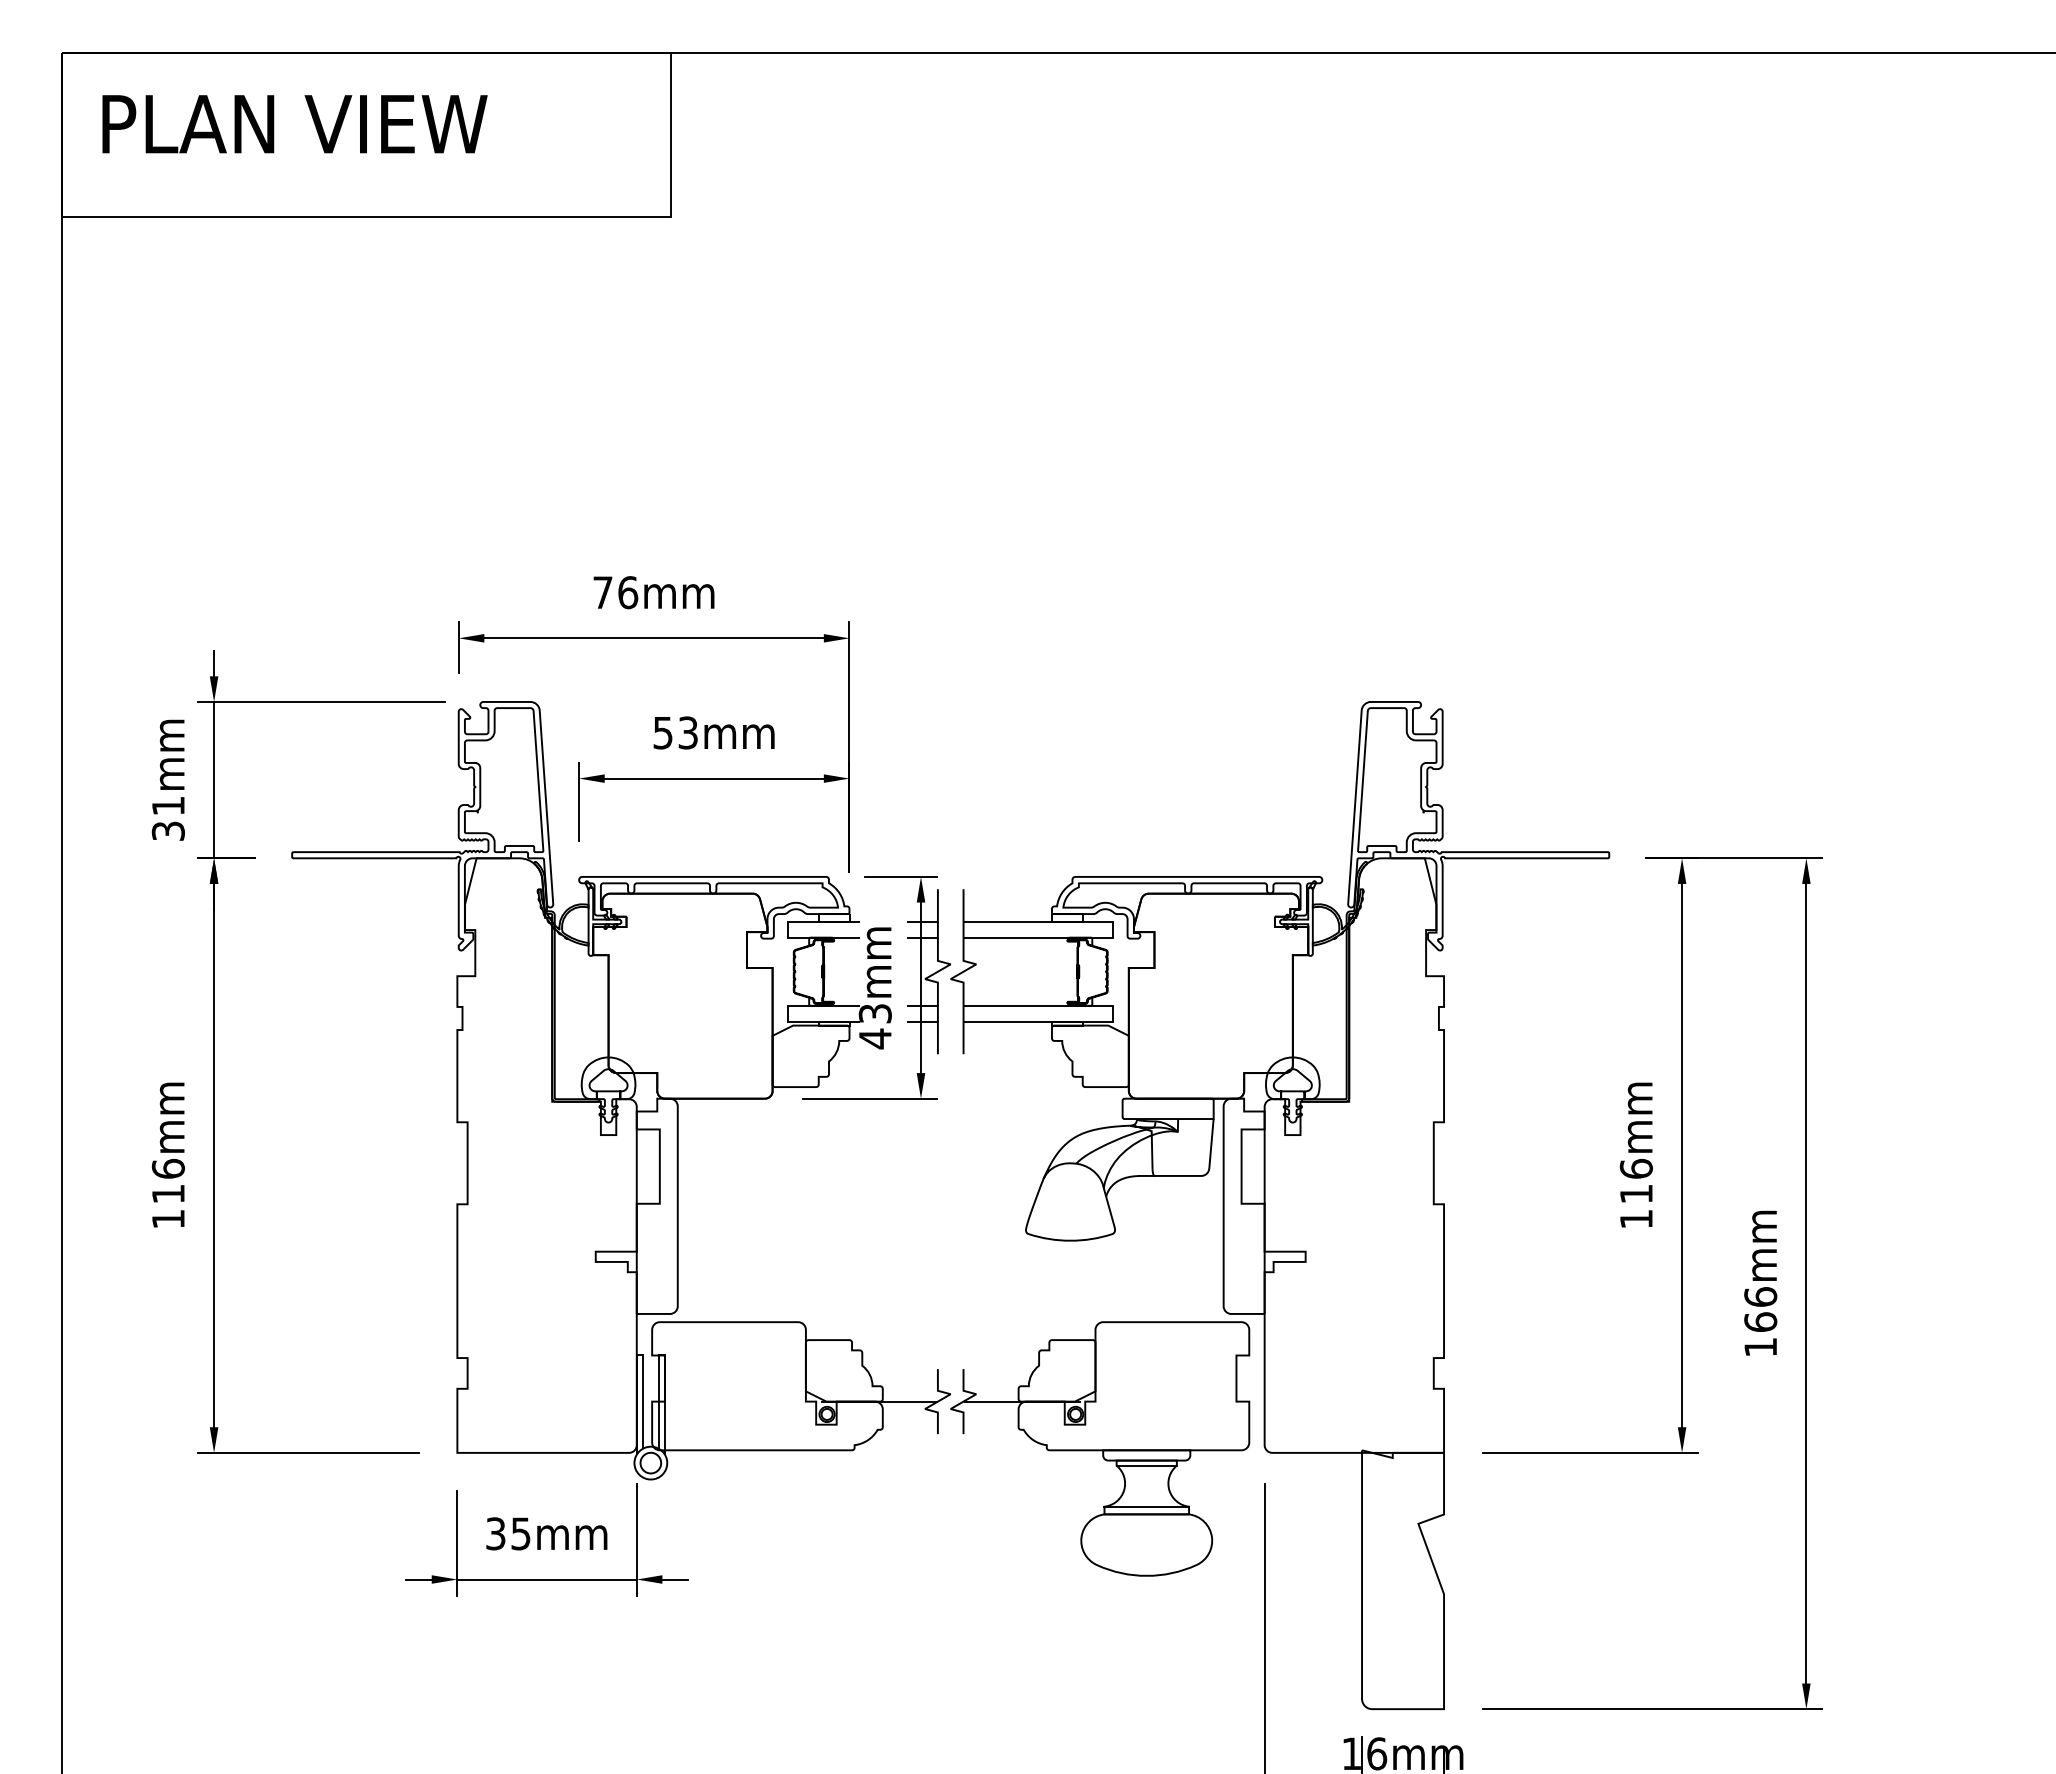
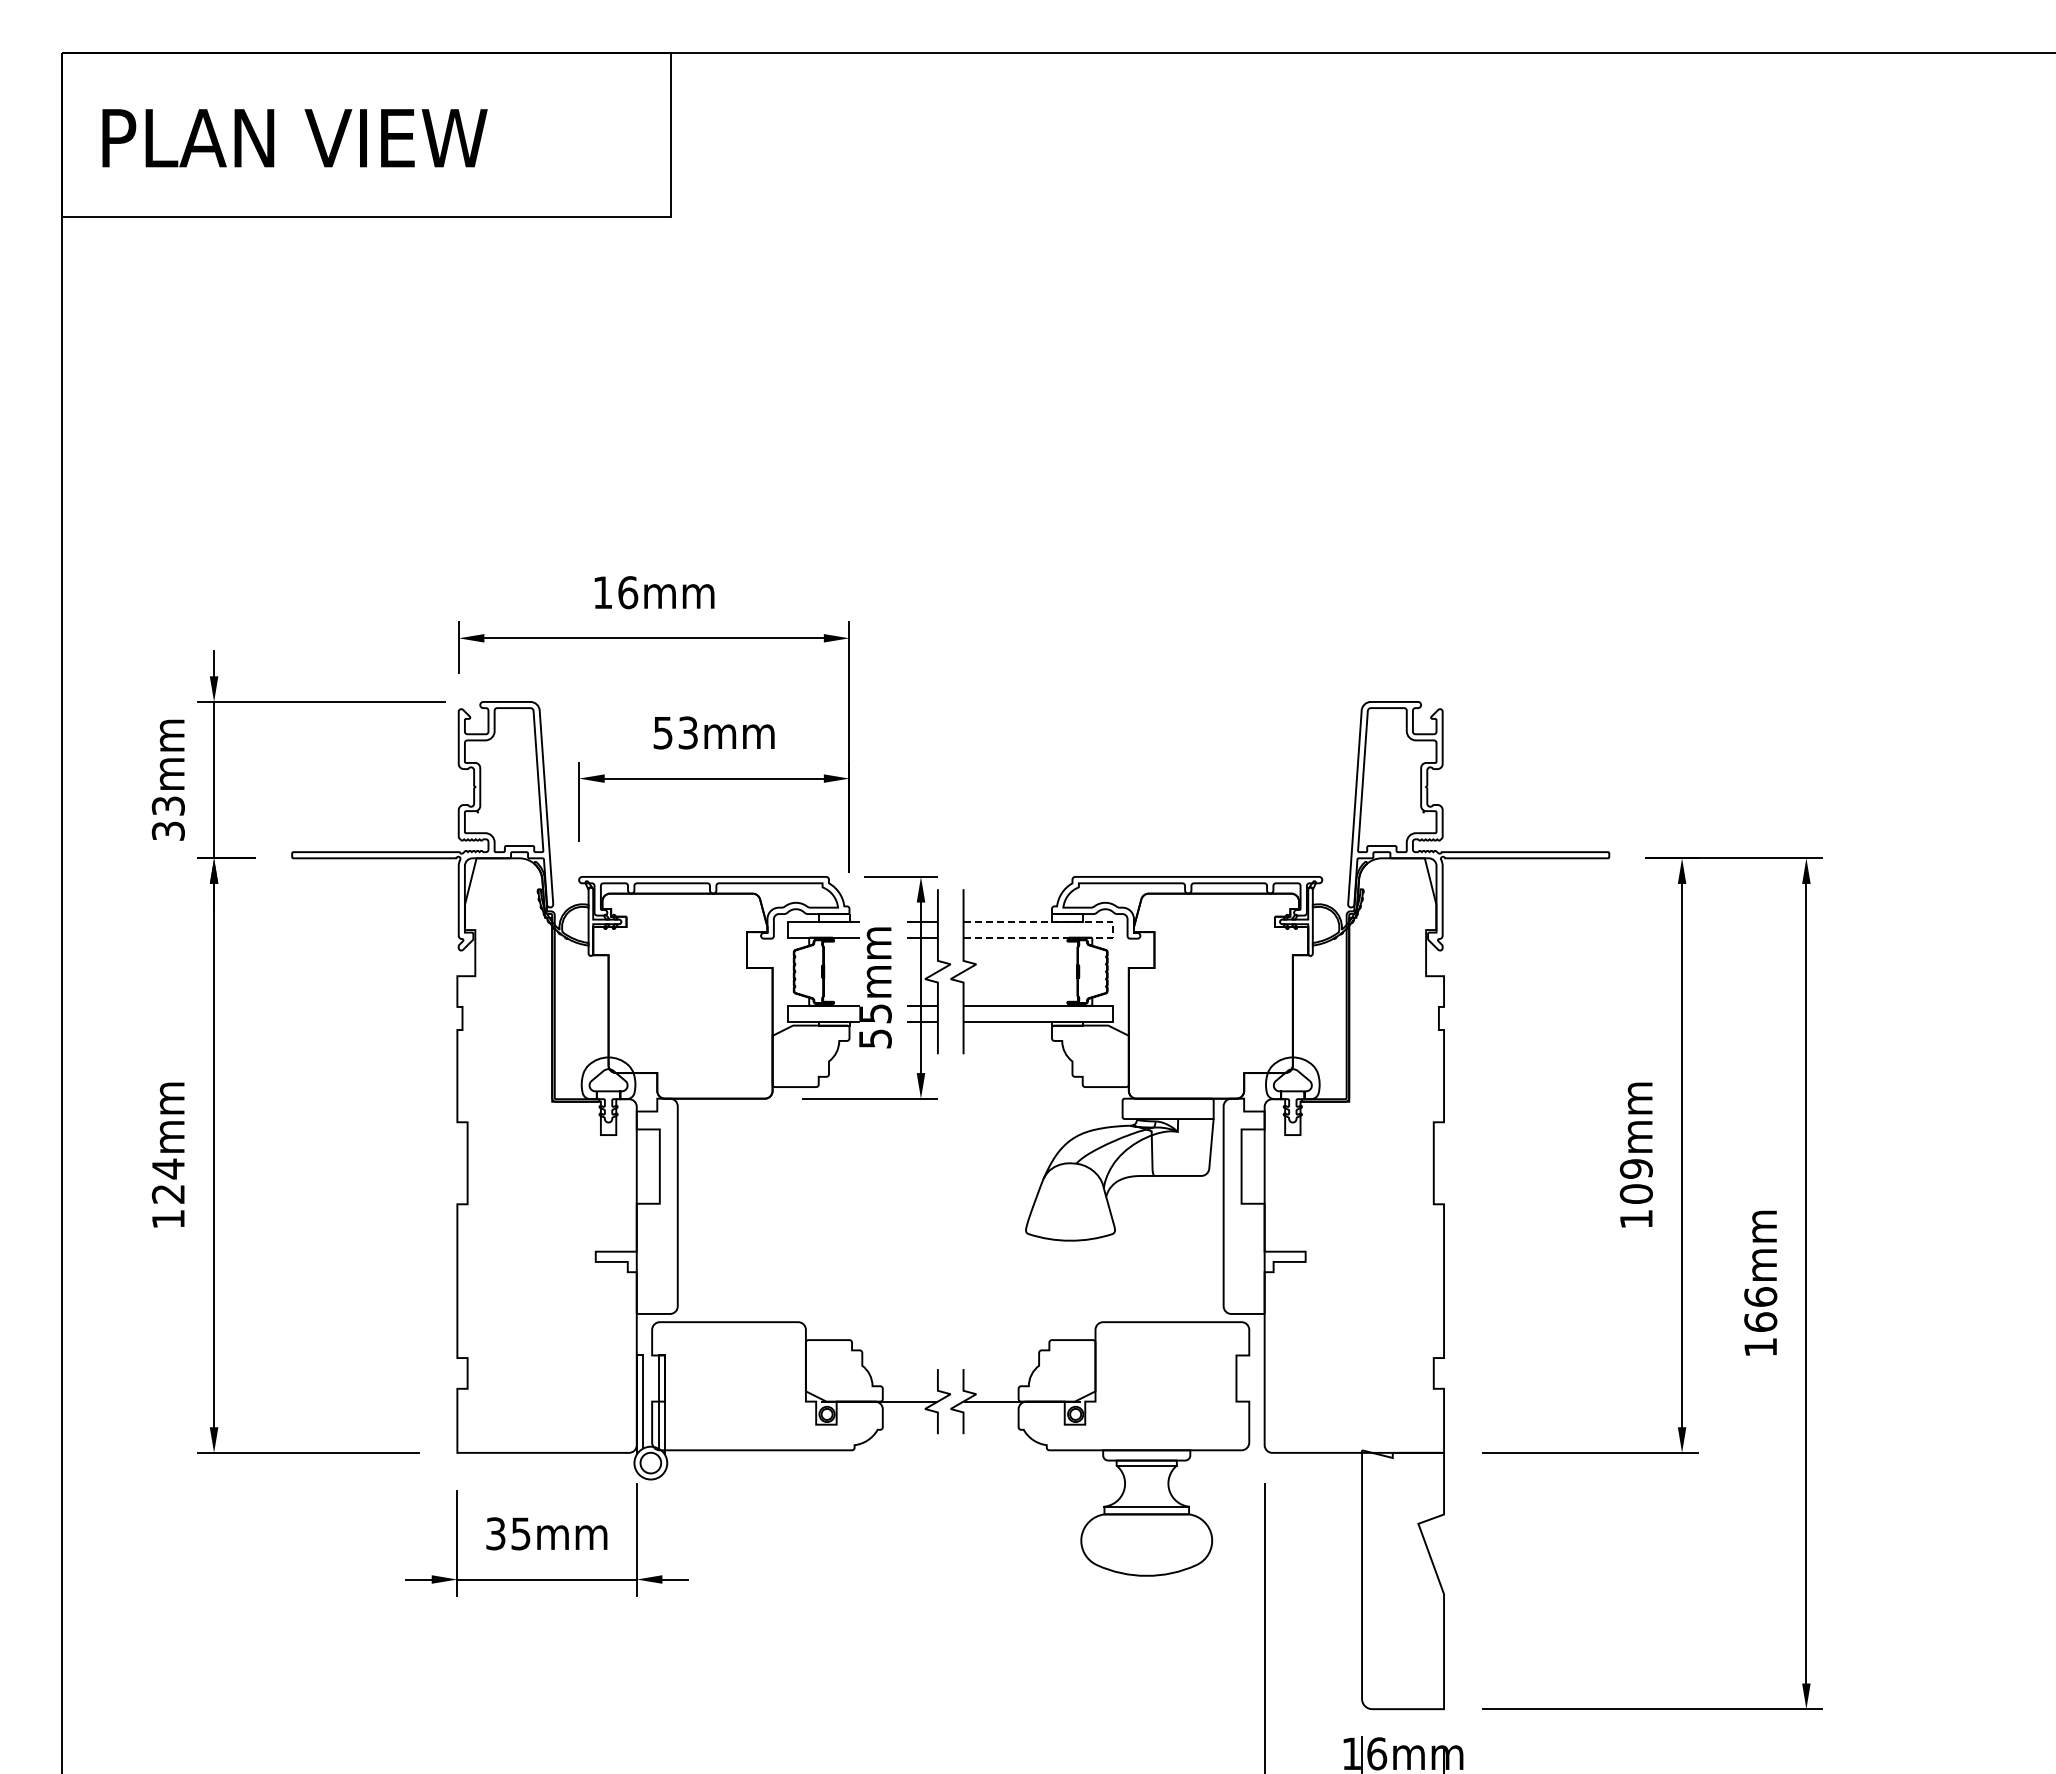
text position: (294, 124) -> (294, 138) (294, 138)
text: 76mm -> 16mm (602, 592)
text: 31mm -> 33mm (167, 805)
line: solid -> dashed (1113, 929)
text: 43mm -> 55mm (874, 1026)
text: 116mm -> 124mm (167, 1180)
text: 116mm -> 109mm (1635, 1180)
